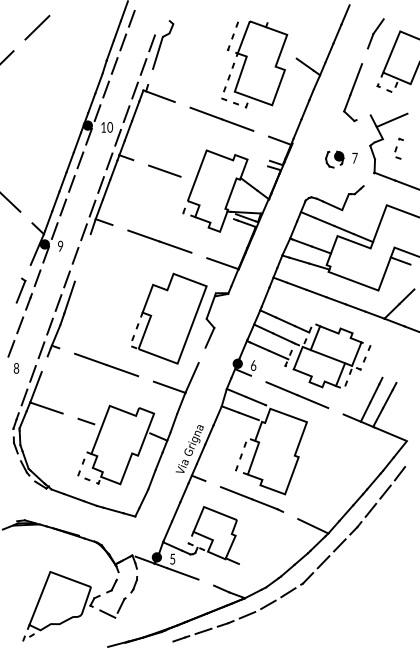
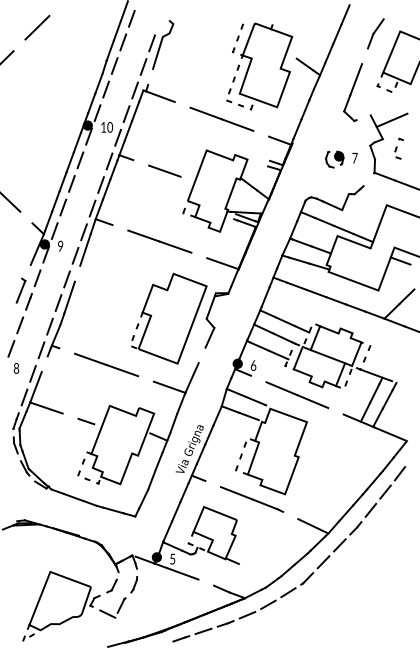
part position: (254, 64) -> (259, 66) (259, 66)
line: none -> present (85, 249)
line: none -> present (375, 375)
